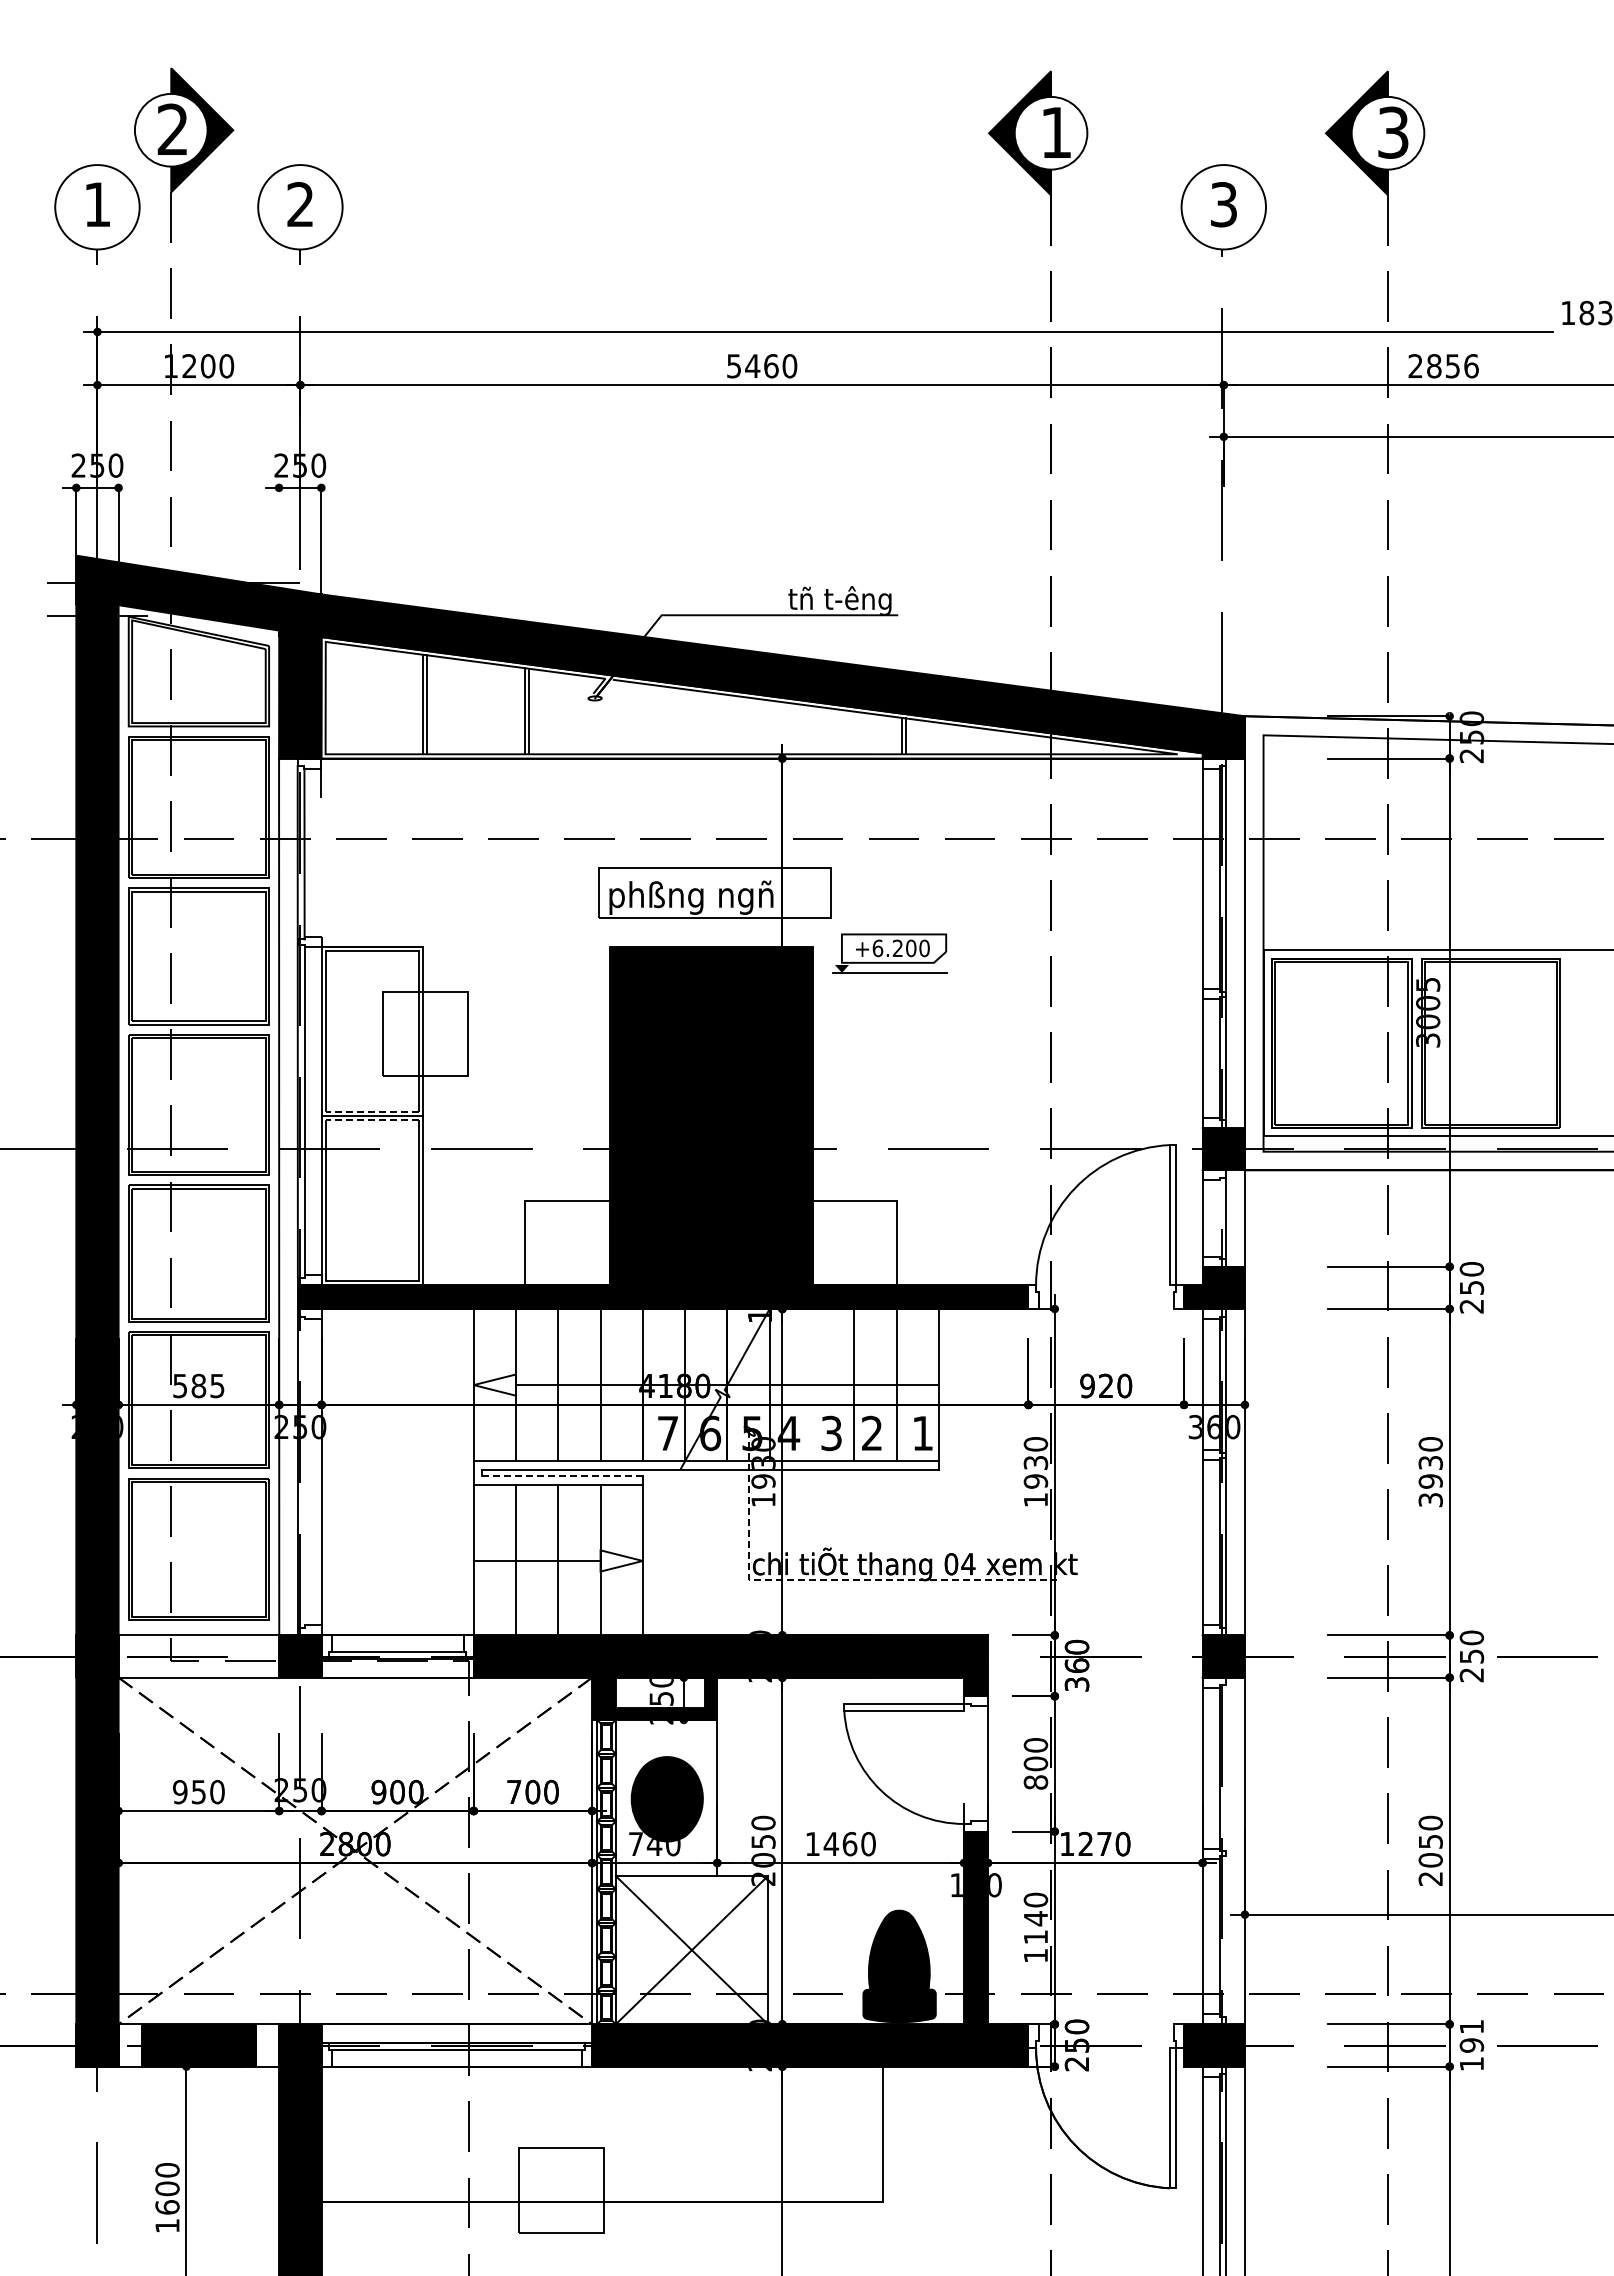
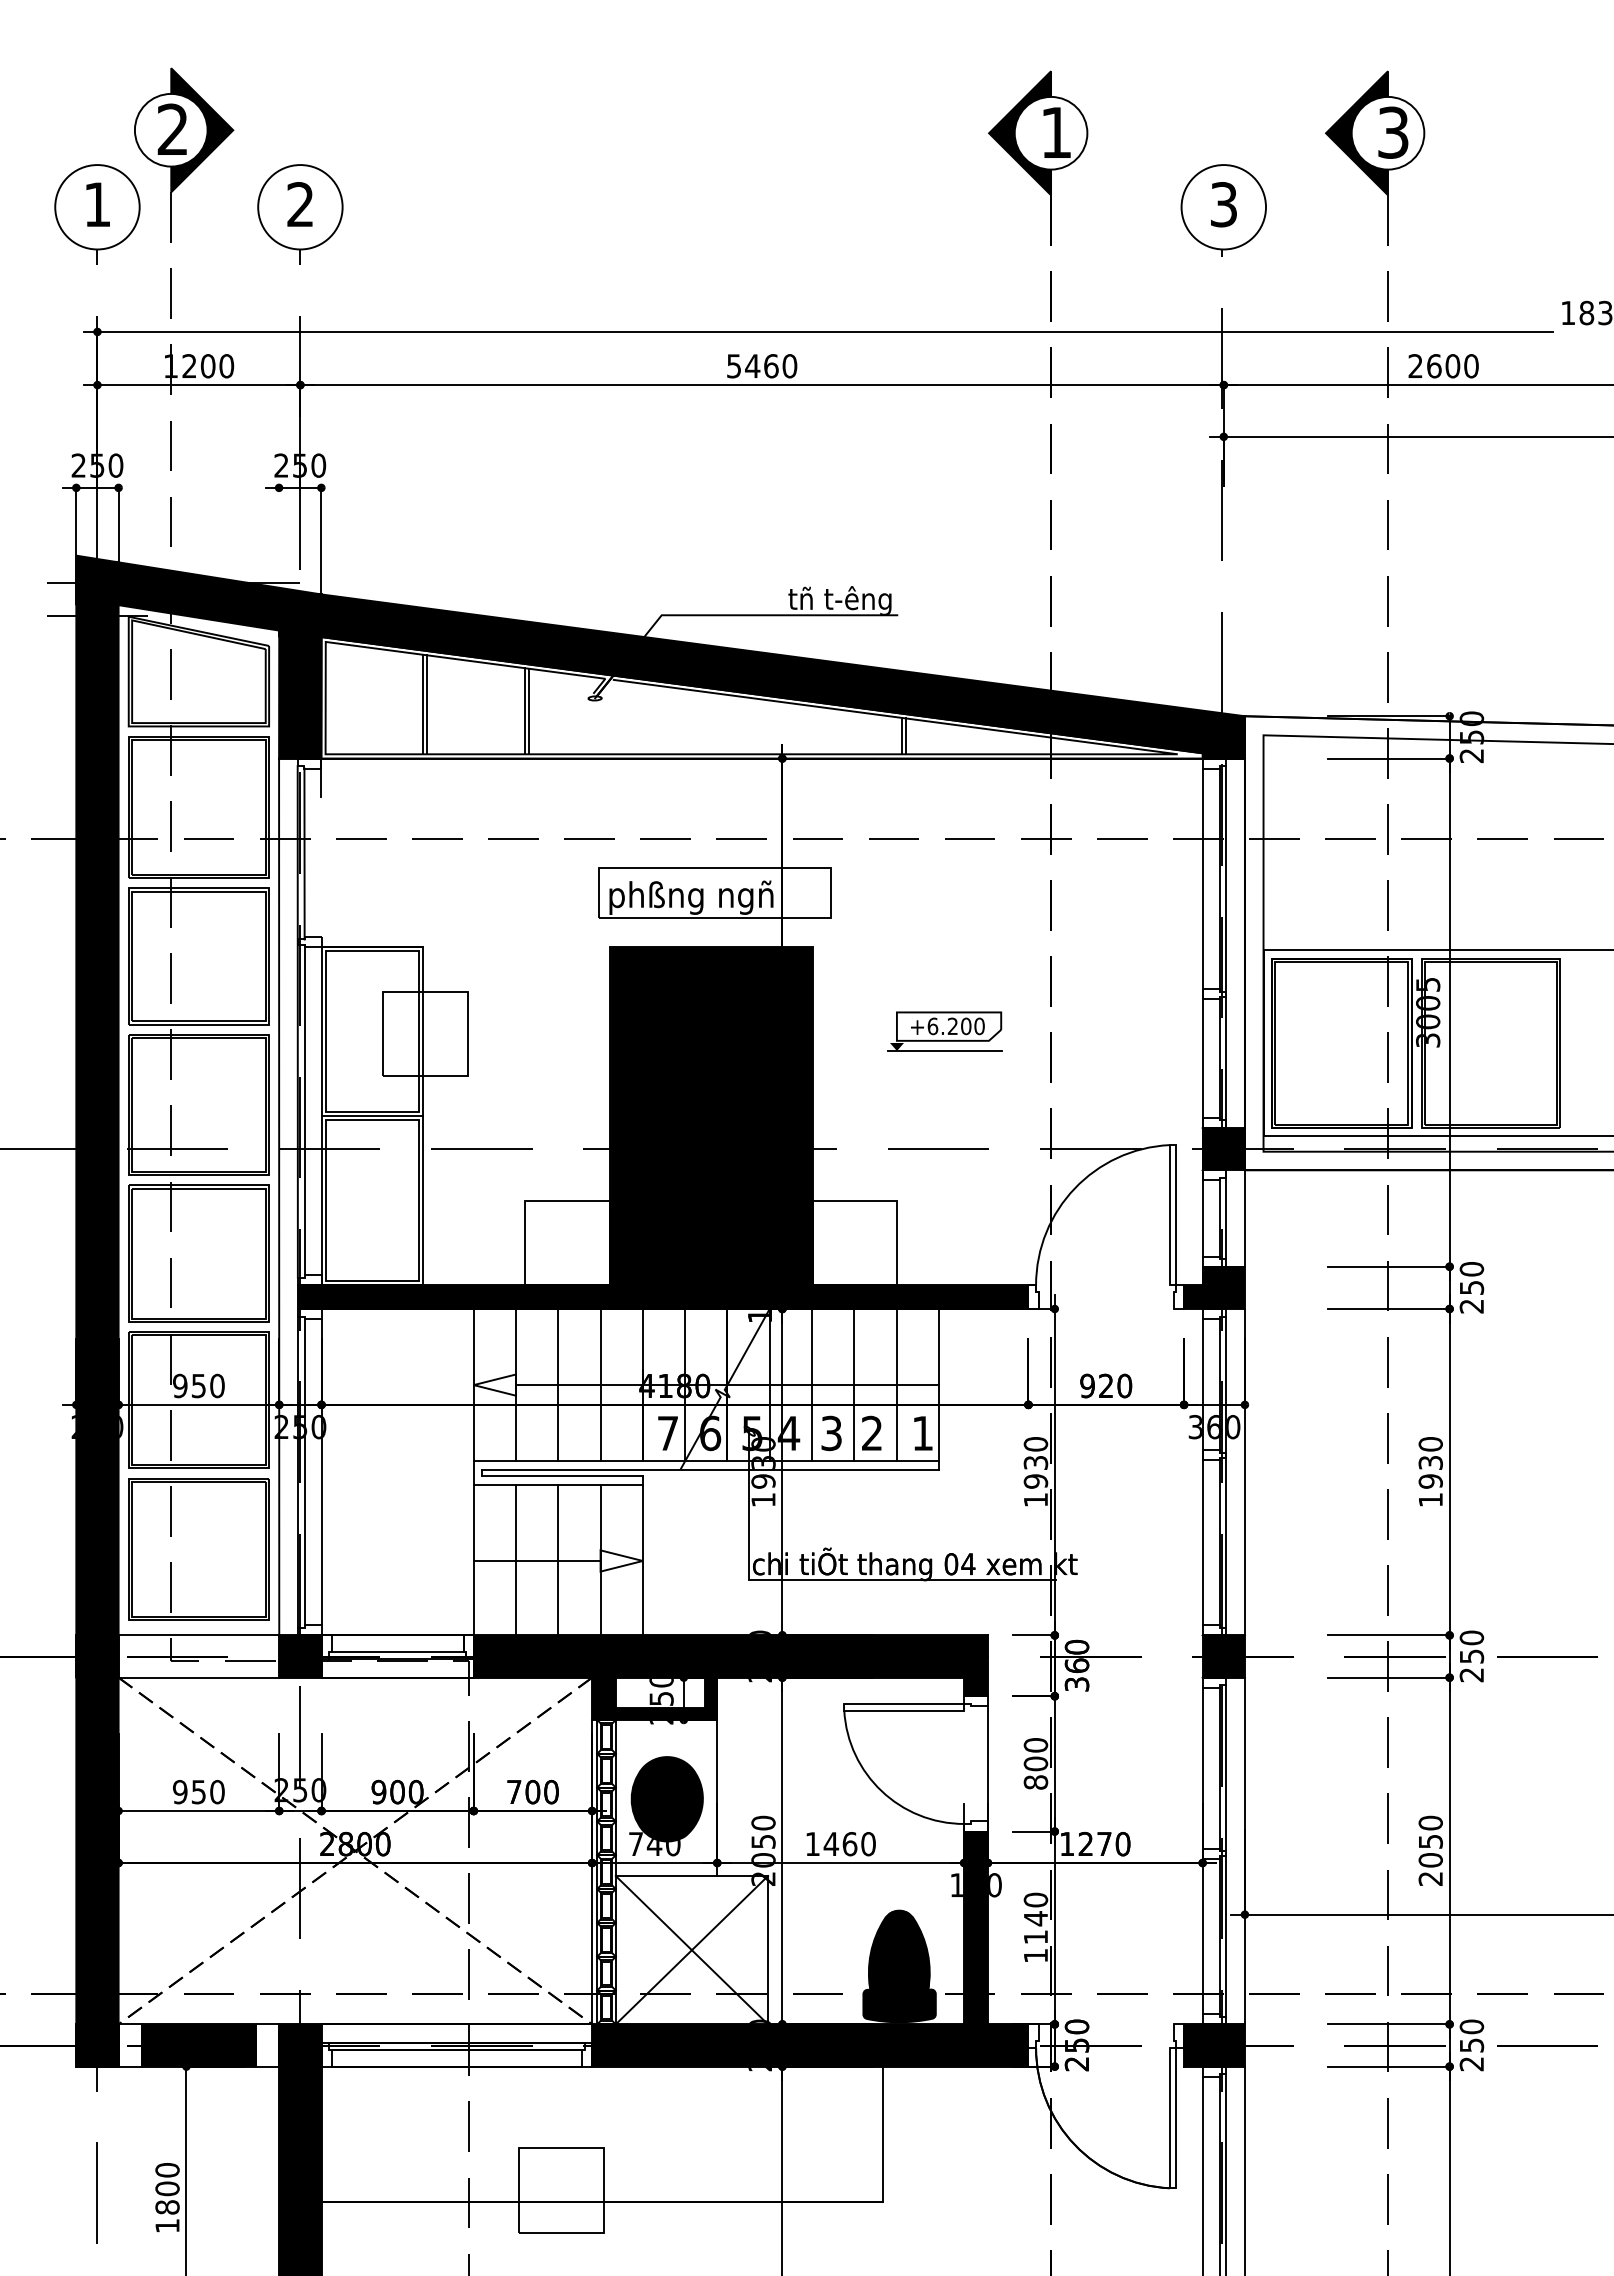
text: 2856 -> 2600 (1452, 366)
part position: (889, 953) -> (944, 1031) (944, 1031)
line: dashed -> solid (372, 1111)
line: dashed -> solid (372, 1120)
line: none -> present (1219, 1216)
text: 585 -> 950 (198, 1385)
line: none -> present (812, 1385)
line: none -> present (304, 1472)
line: dashed -> solid (562, 1476)
text: 3930 -> 1930 (1430, 1500)
line: dashed -> solid (827, 1579)
line: none -> present (1226, 1850)
text: 191 -> 250 (1471, 2045)
text: 1600 -> 1800 (167, 2207)
